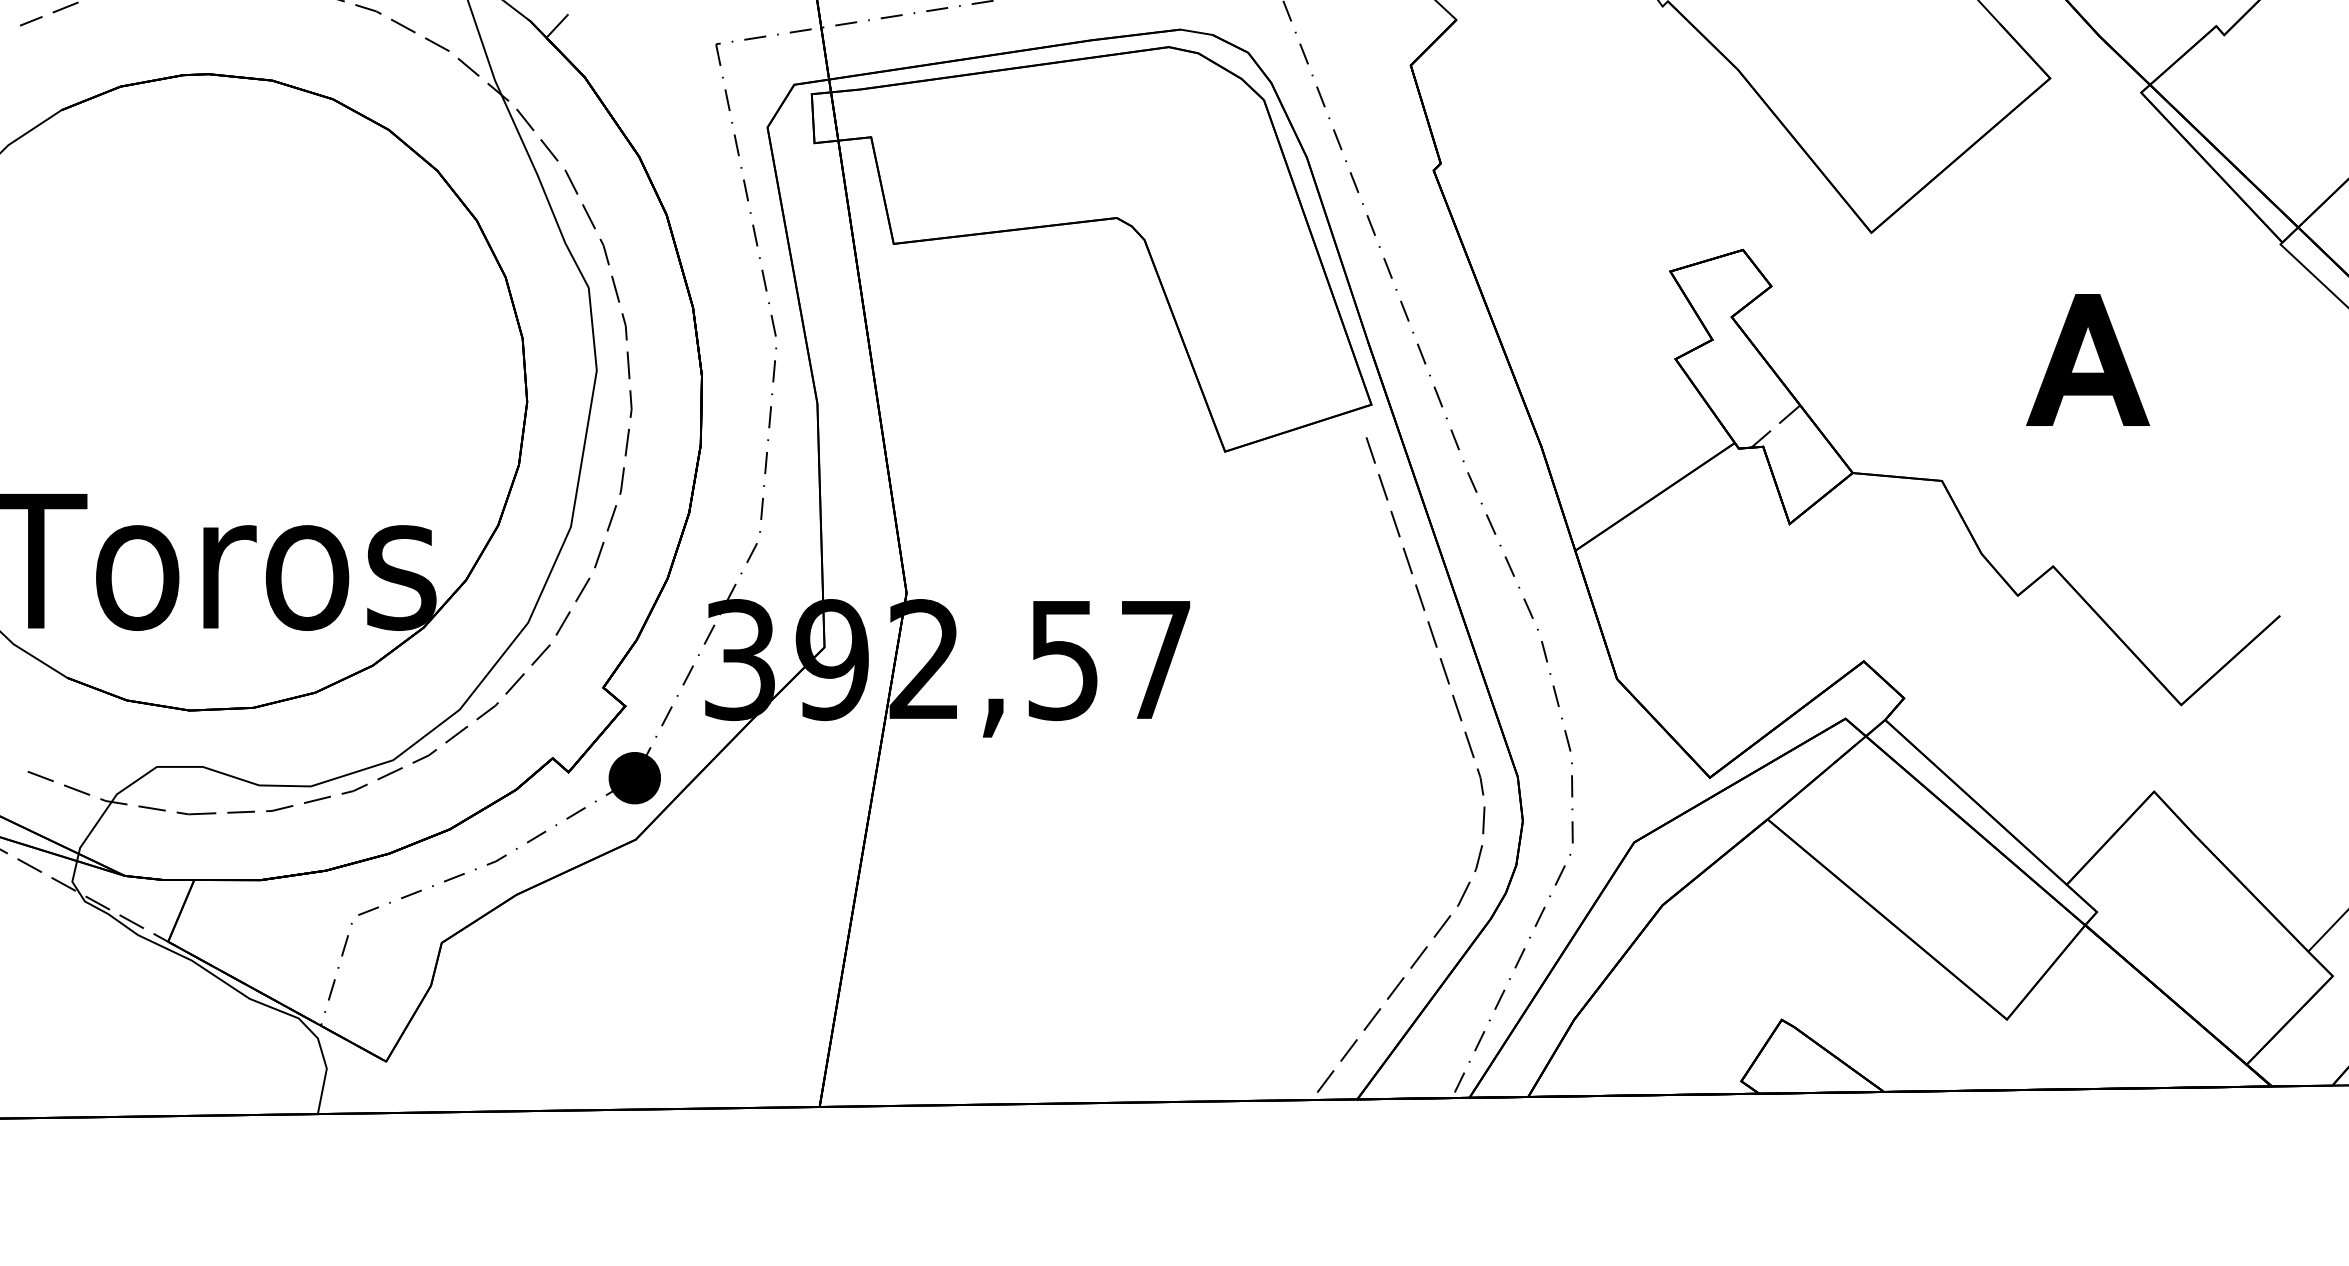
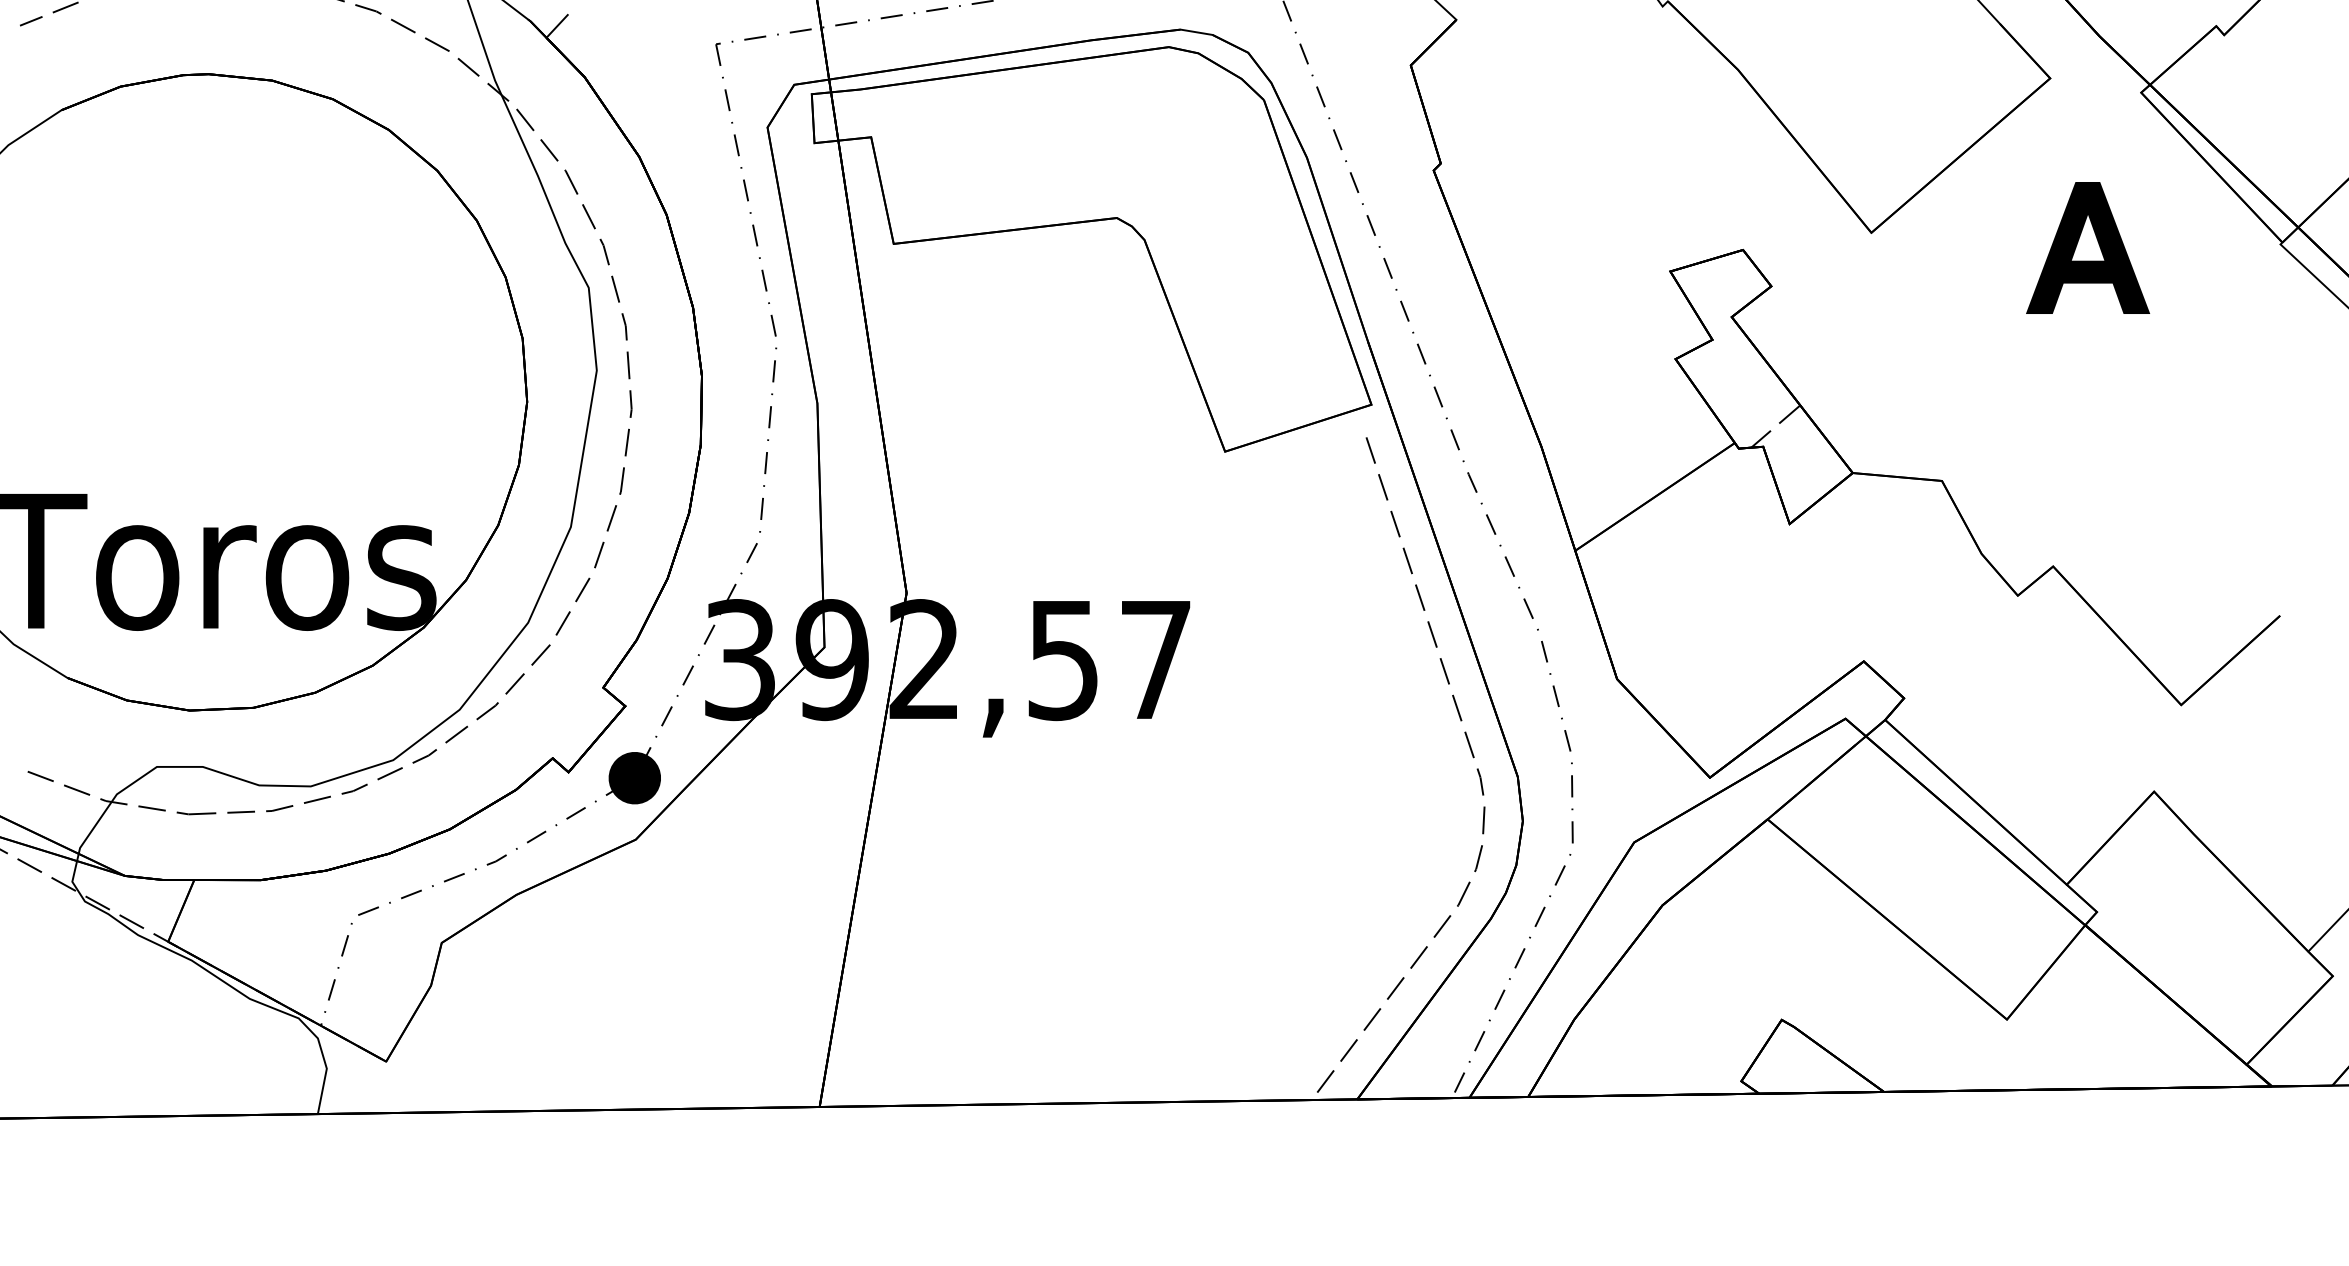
part position: (2088, 359) -> (2088, 247) (2088, 247)
